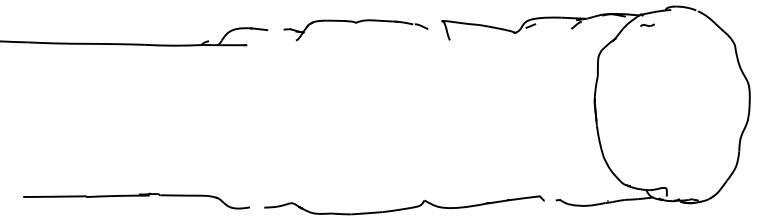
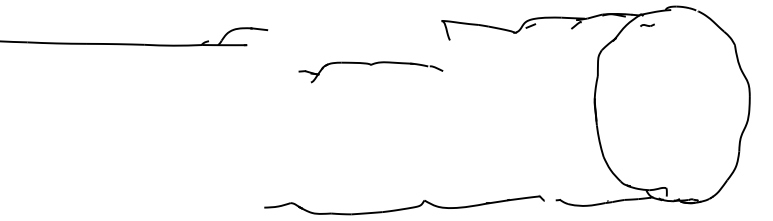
part position: (355, 23) -> (370, 65) (370, 65)
part: present -> none (136, 200)
